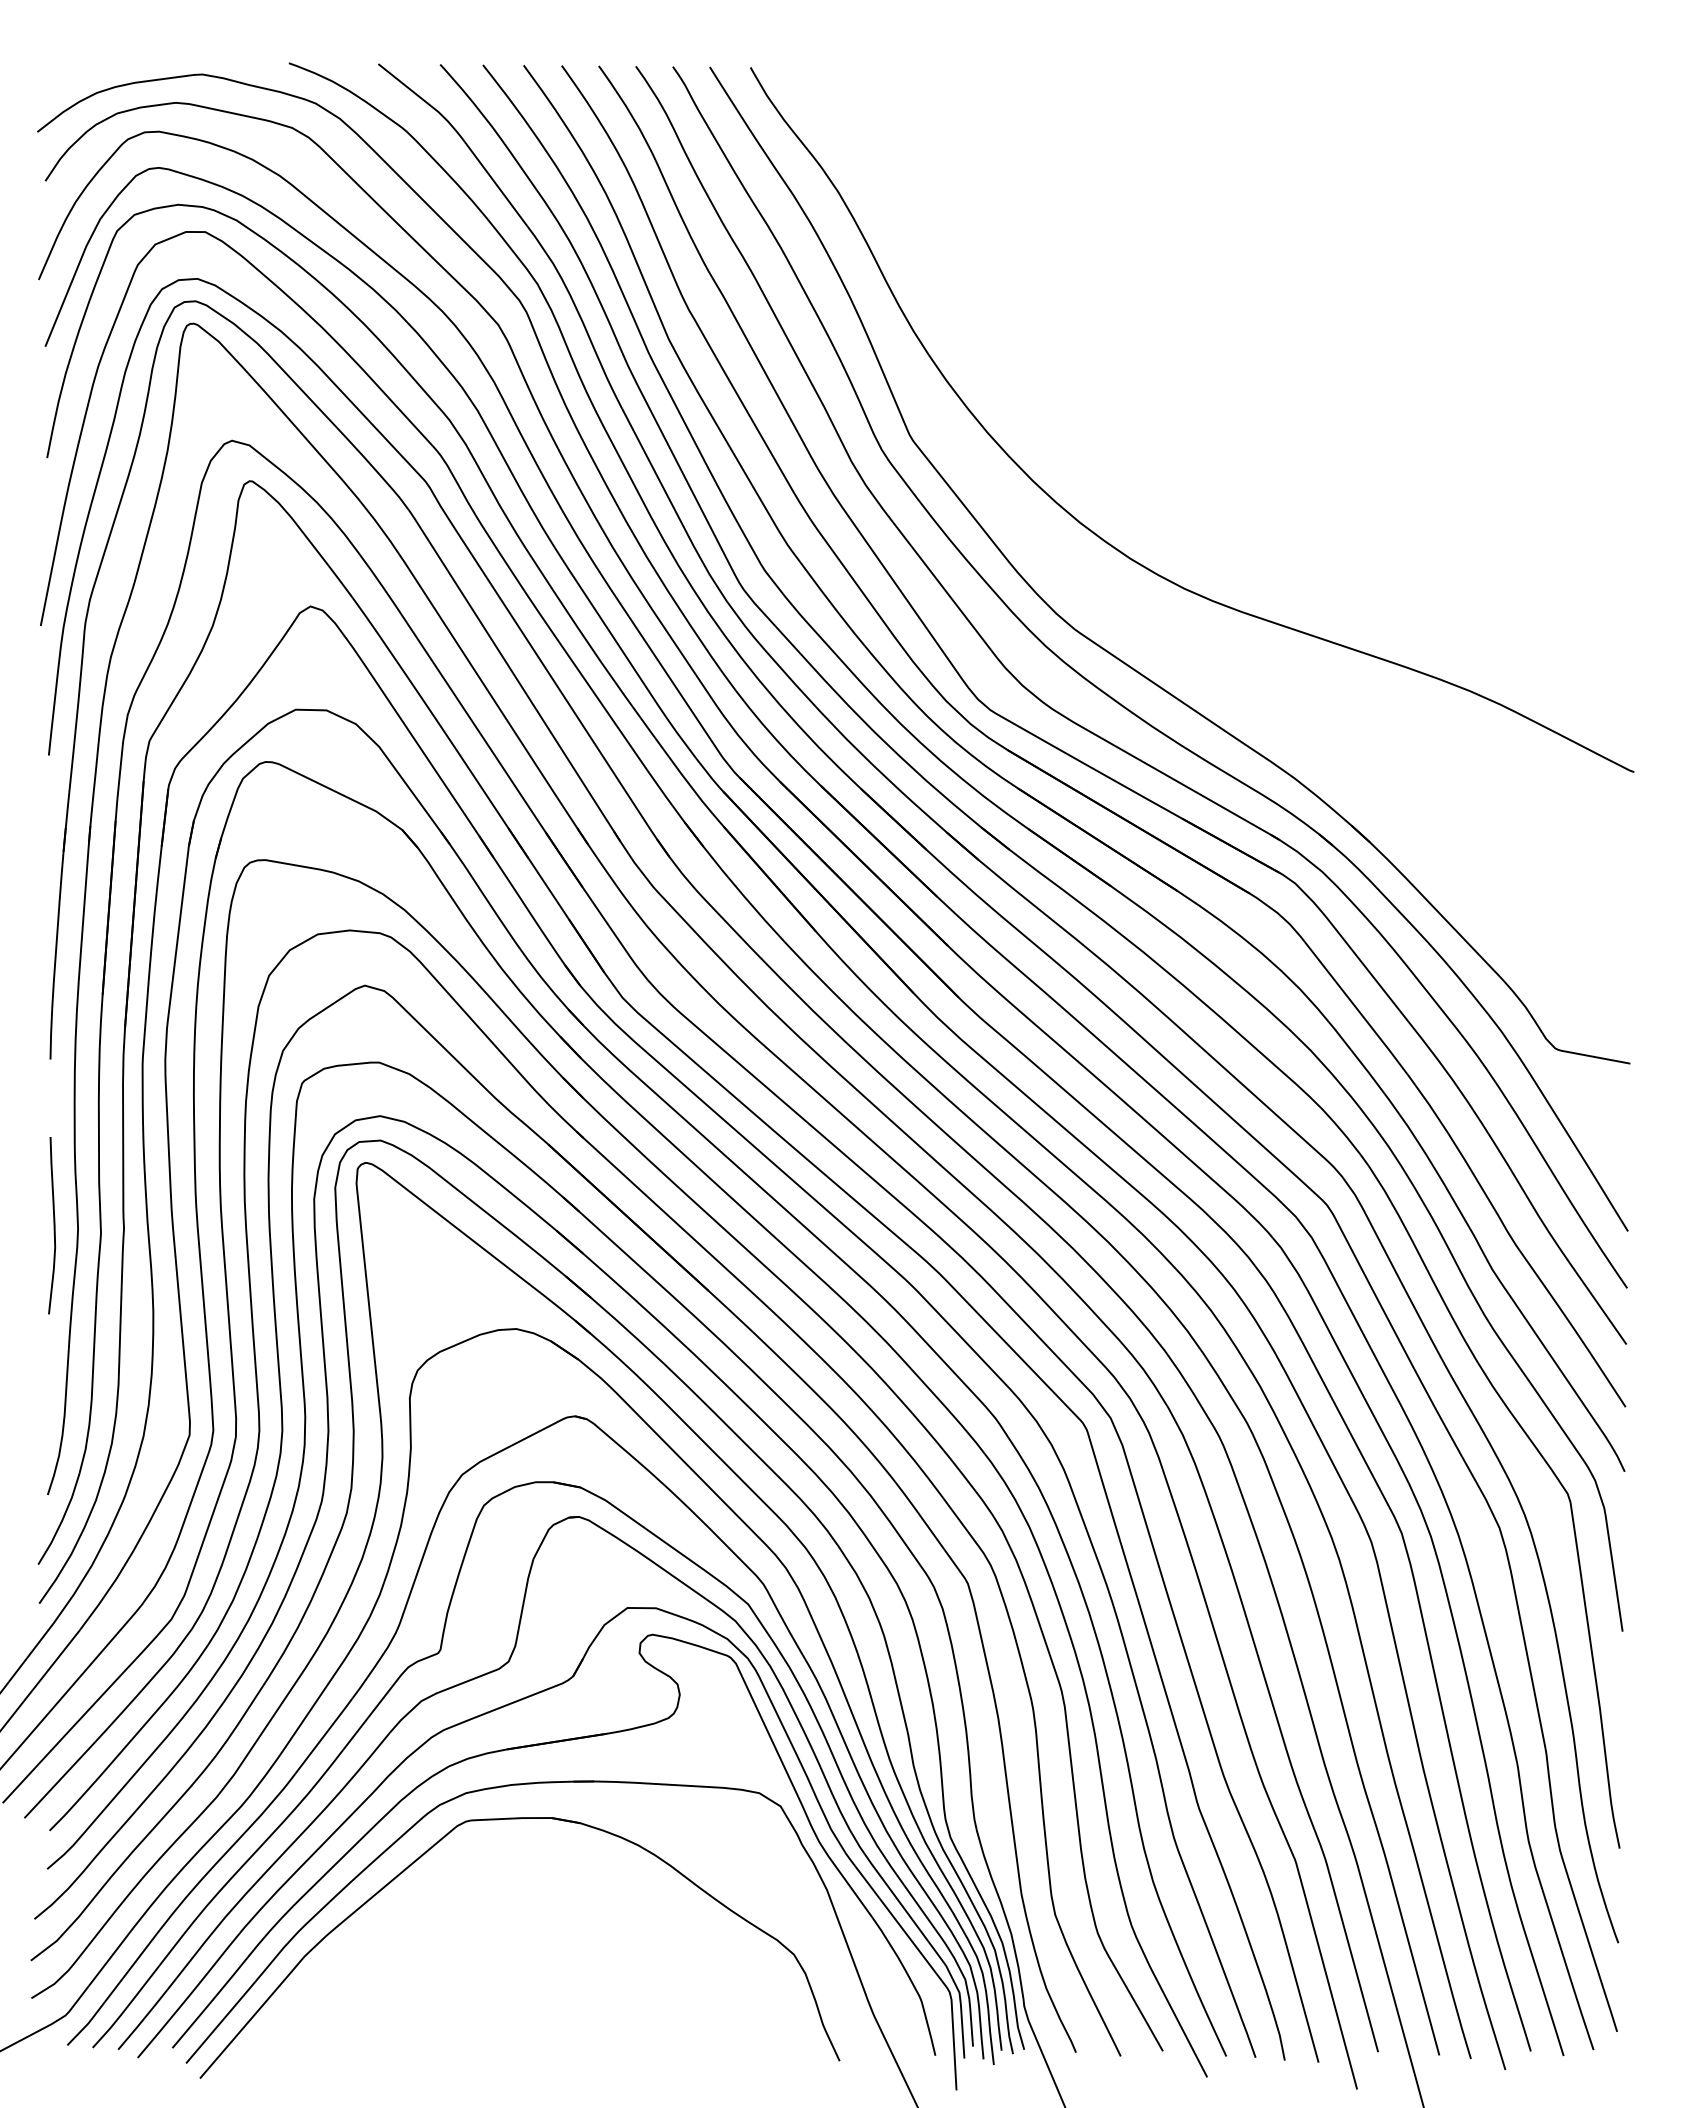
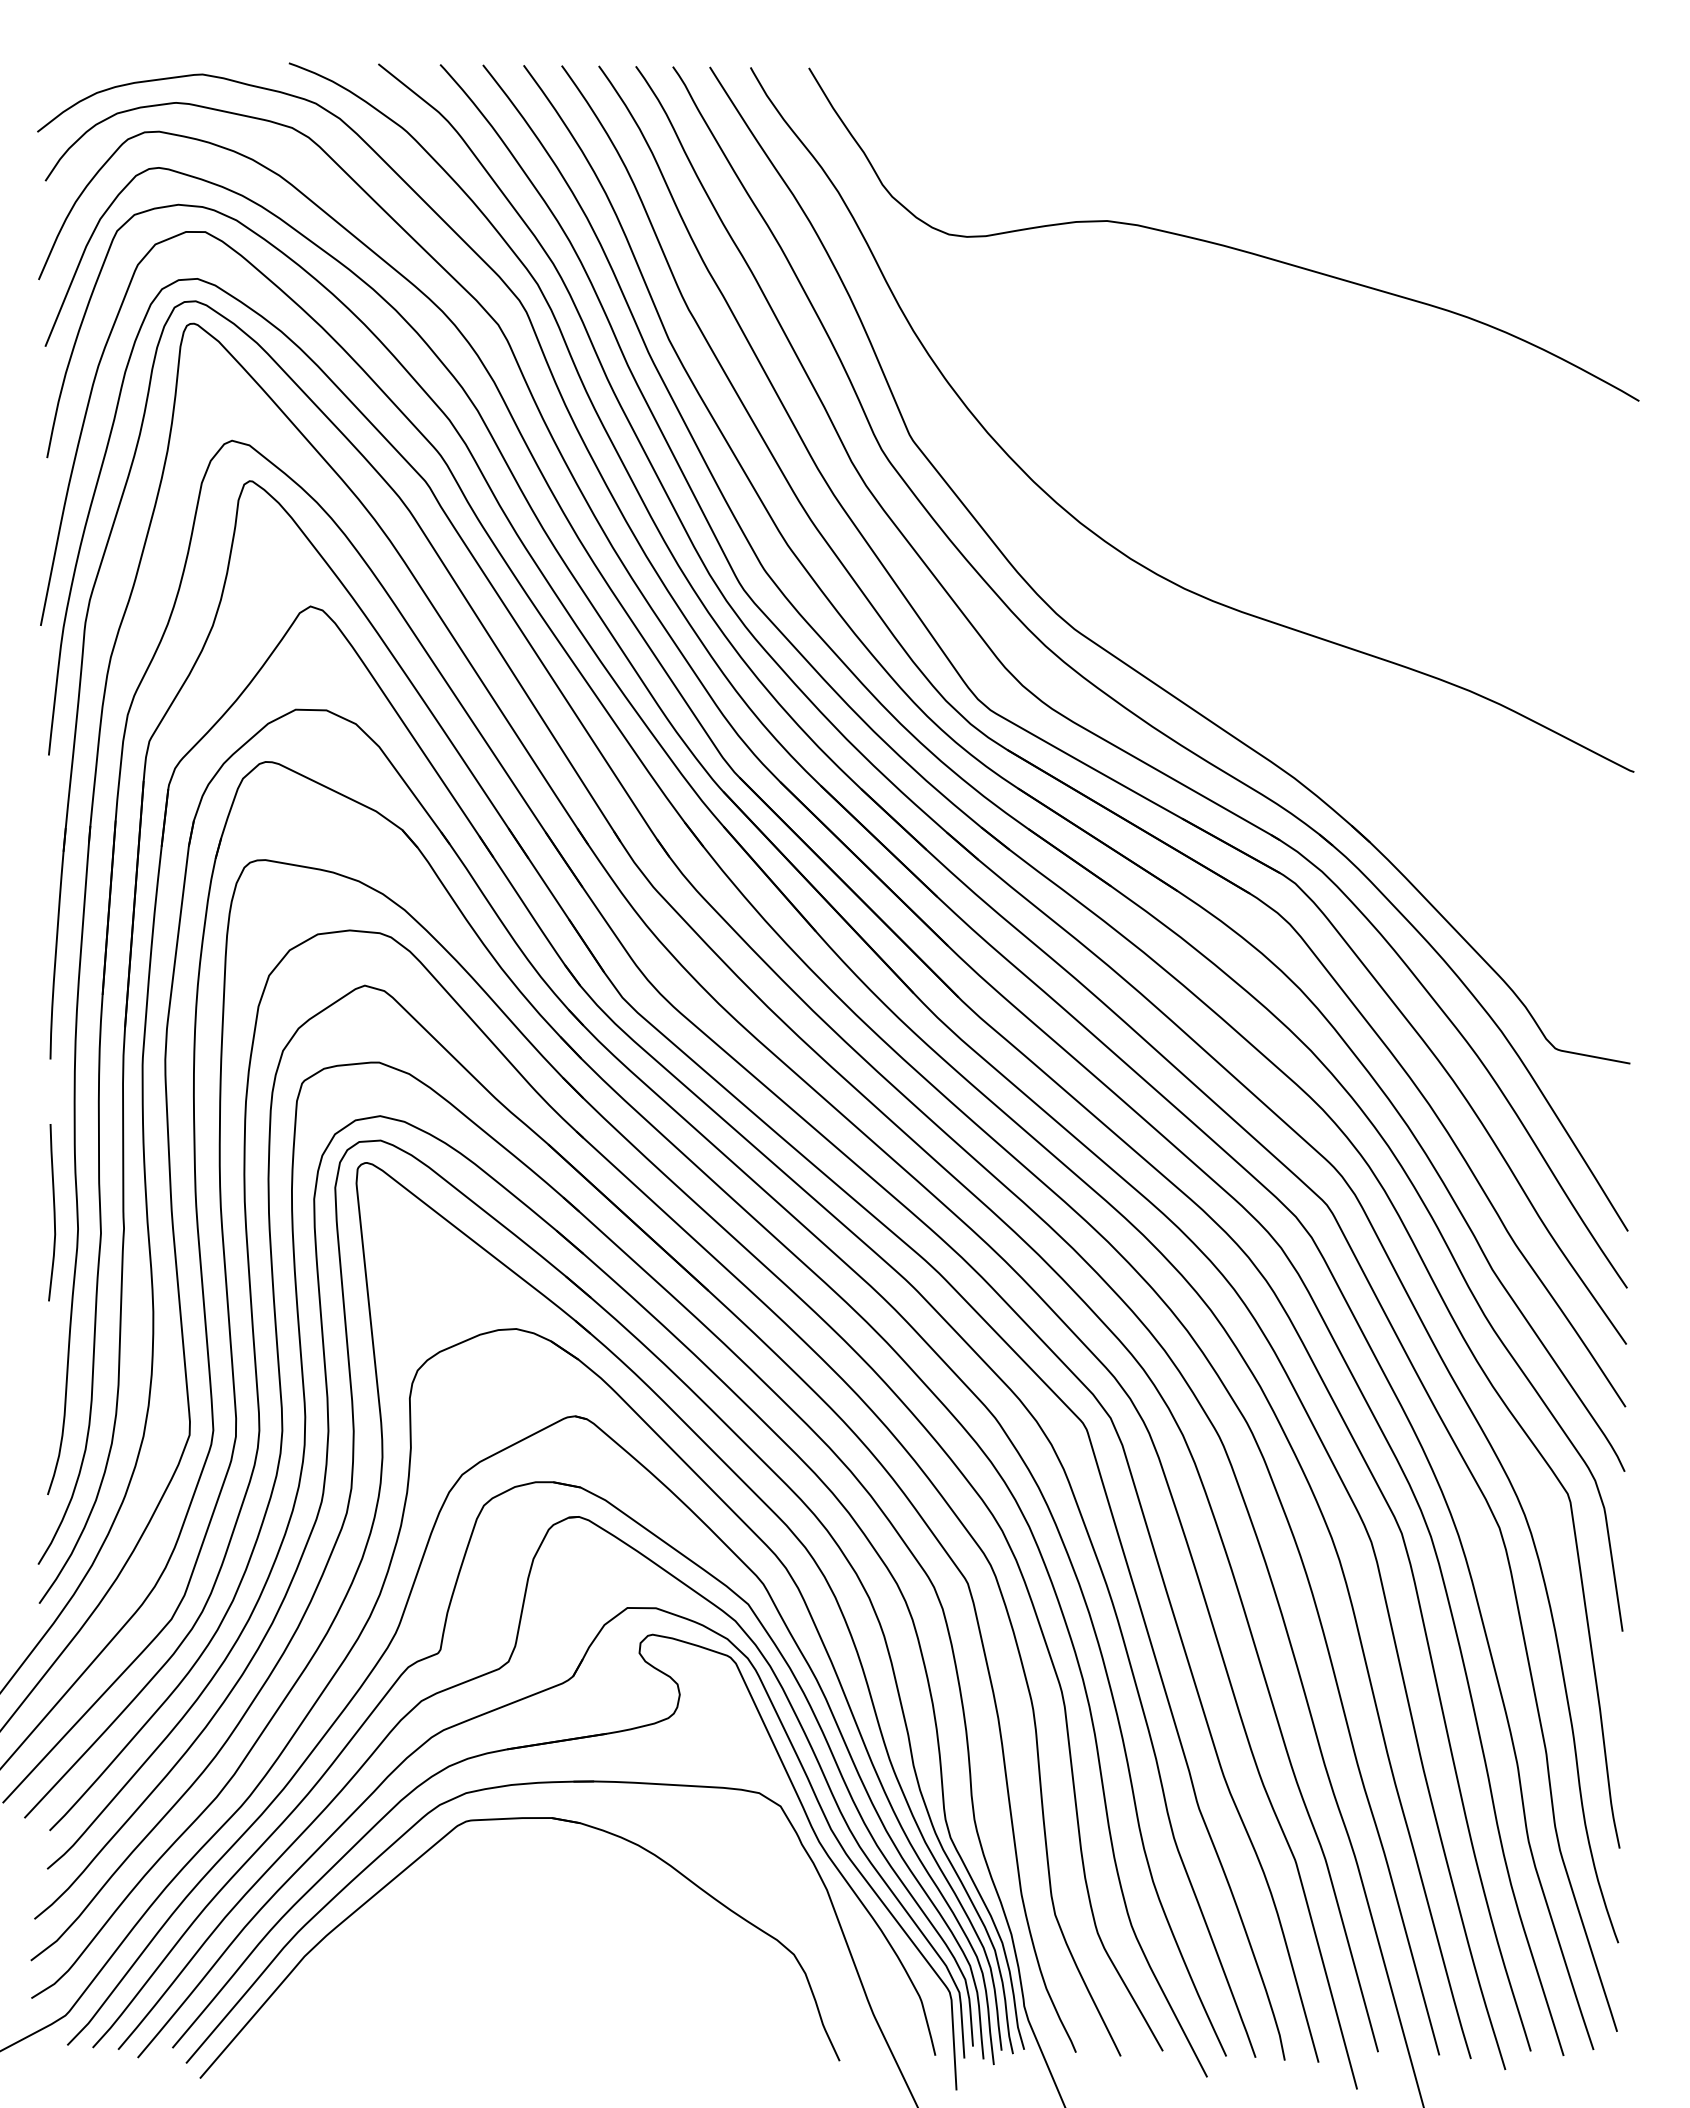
curve: none -> present (1219, 243)
curve position: (53, 1225) -> (53, 1212) (53, 1212)
